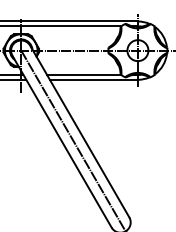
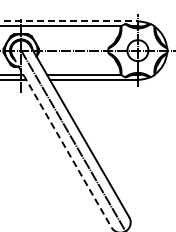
line: solid -> dashed (69, 21)
line: solid -> dashed (62, 142)
